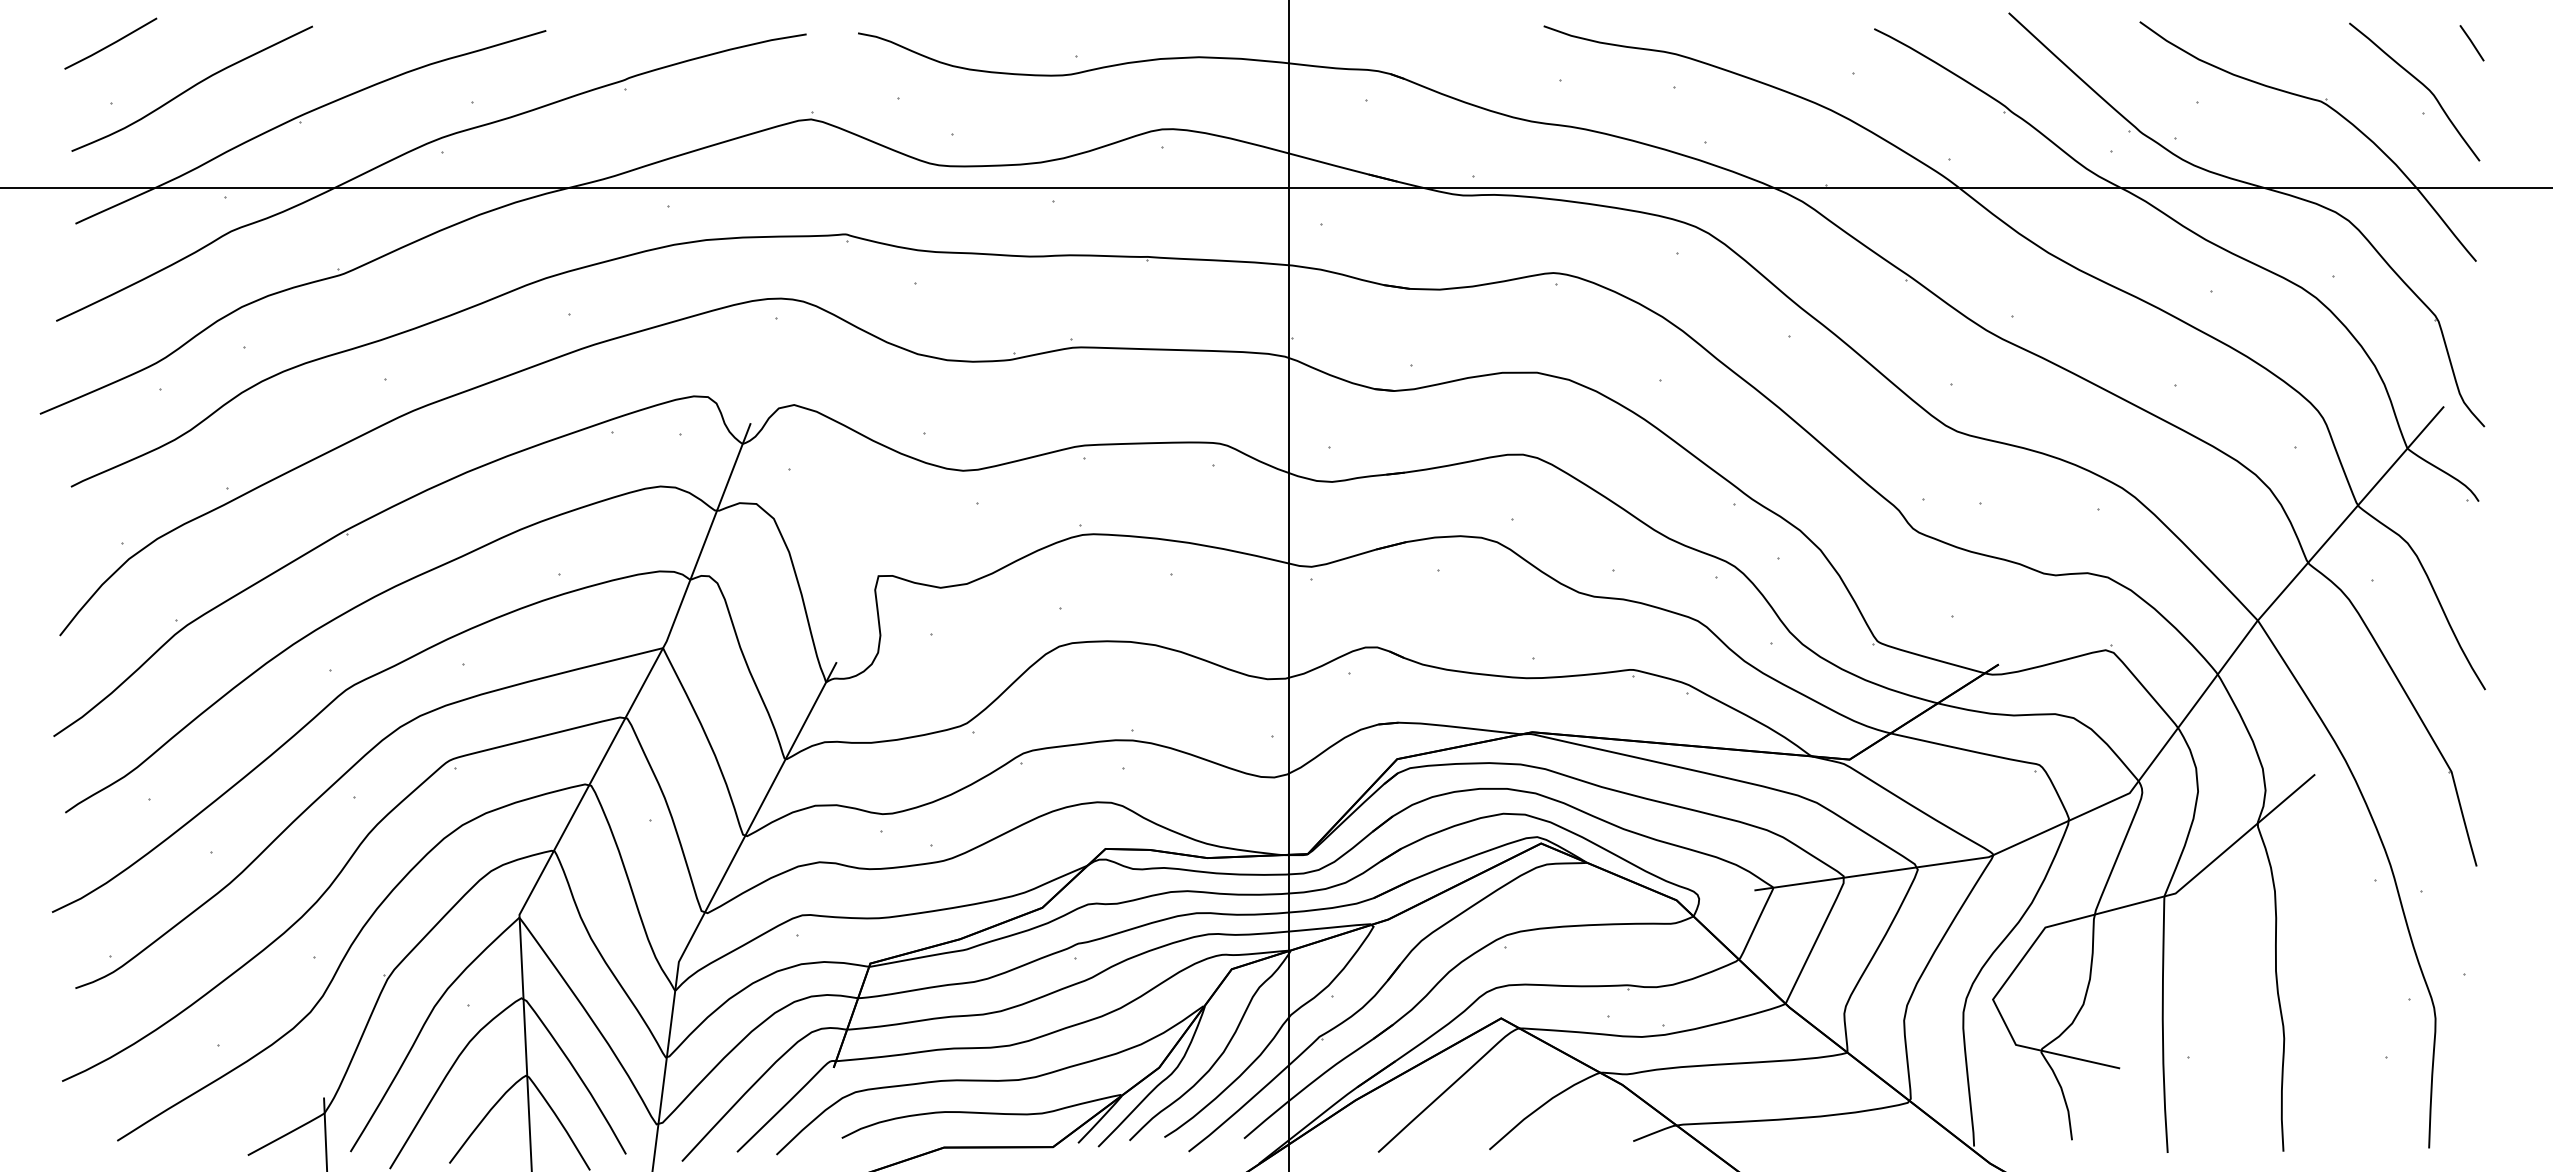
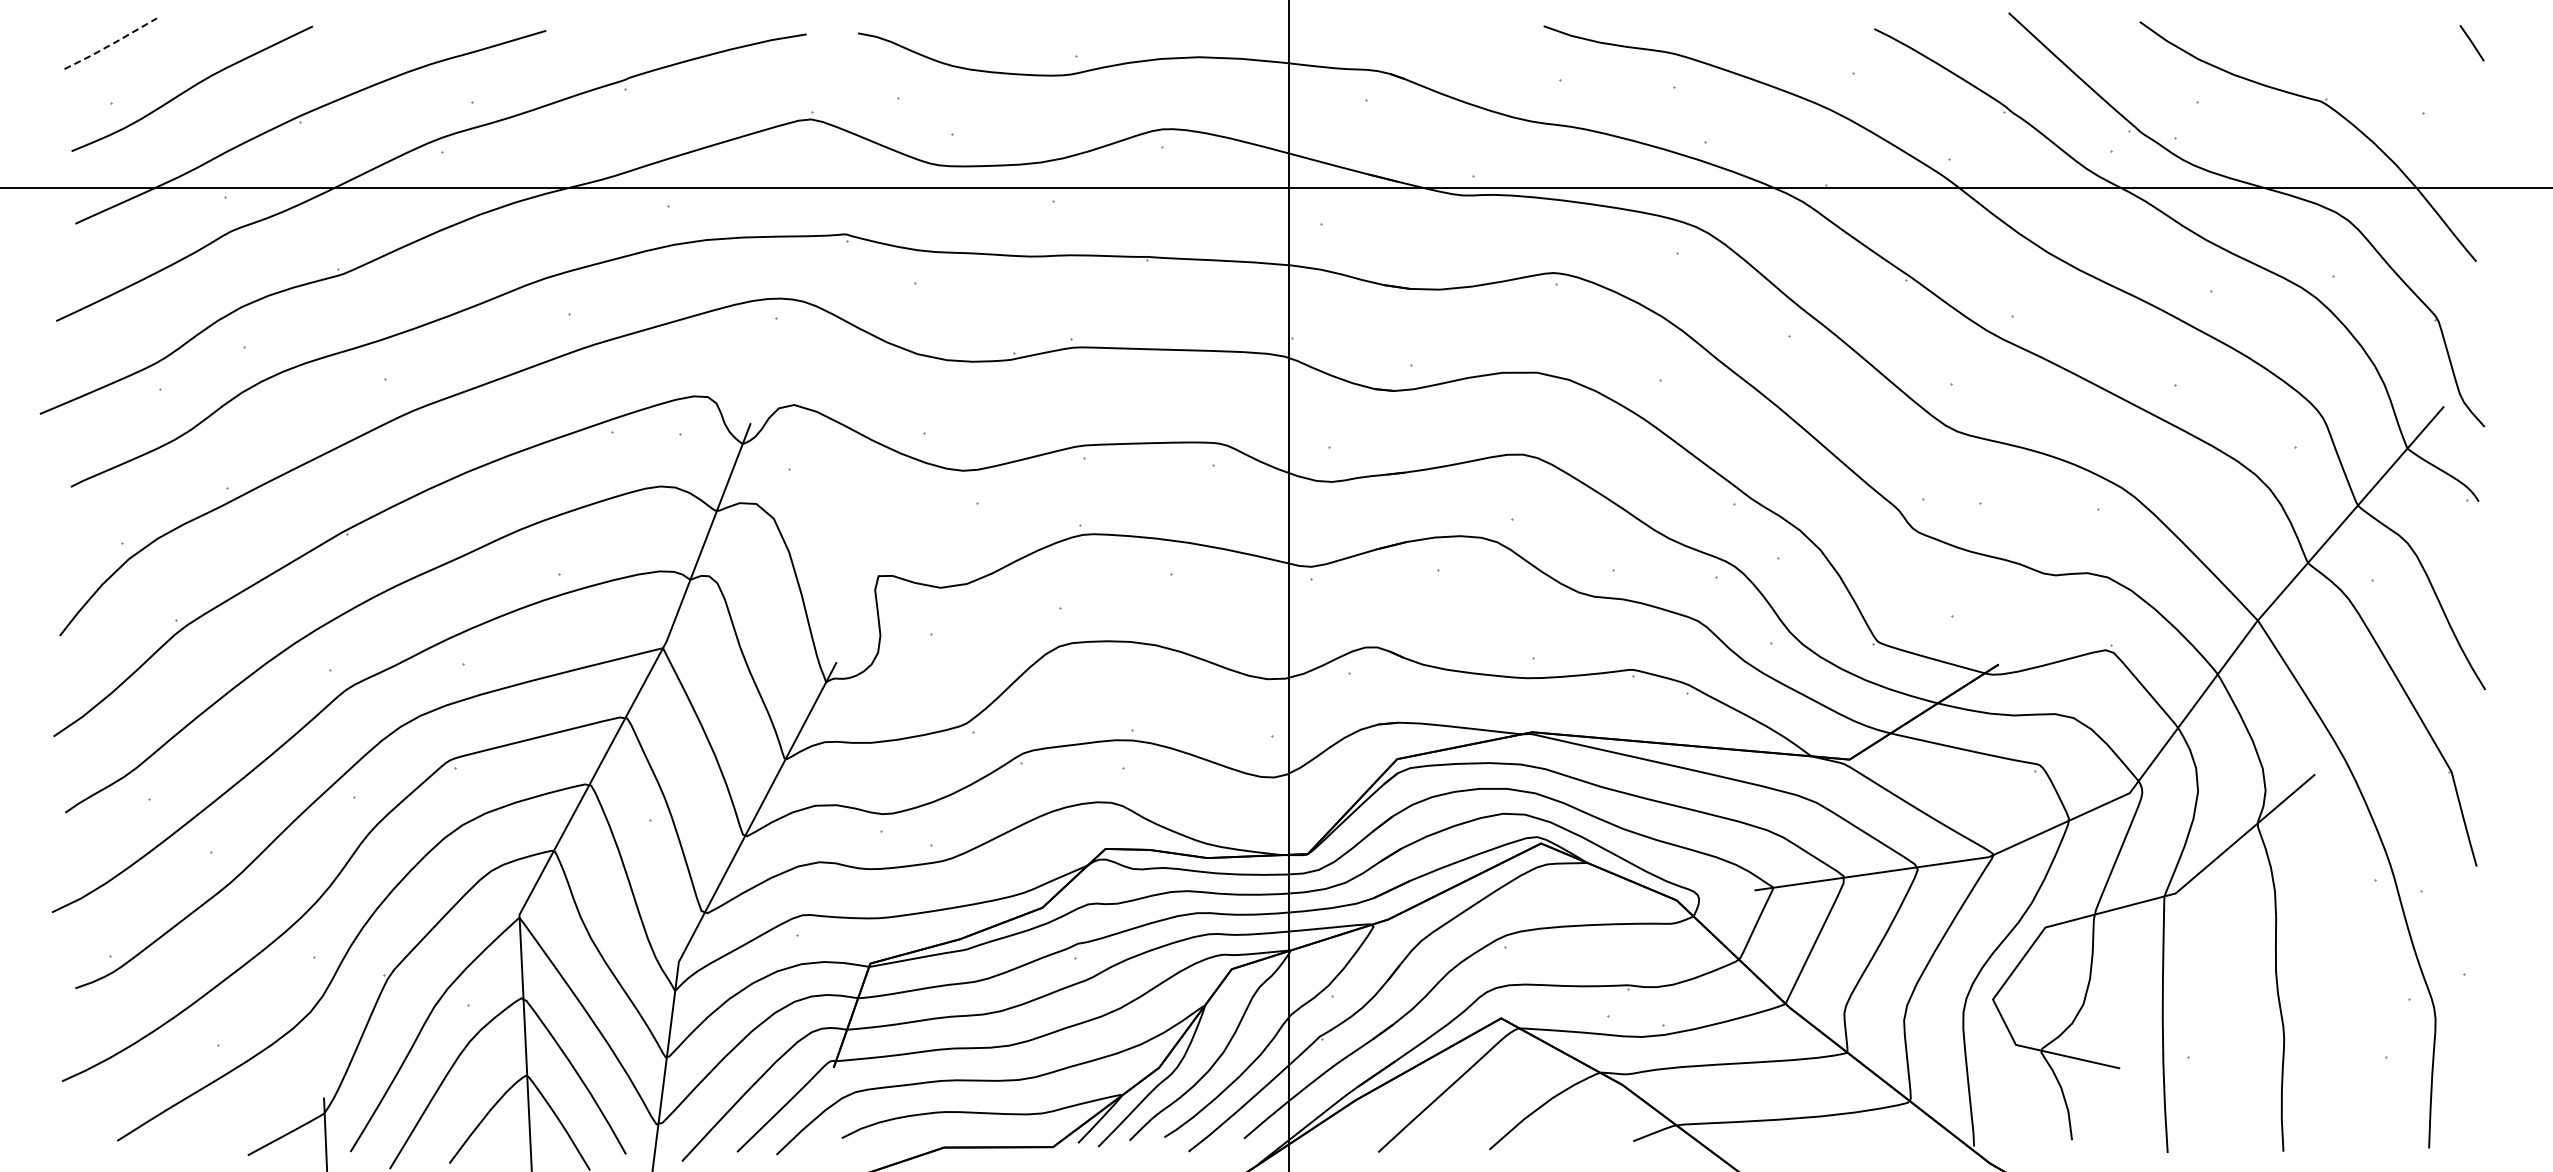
line: solid -> dashed (111, 44)
curve: present -> none (2421, 84)
